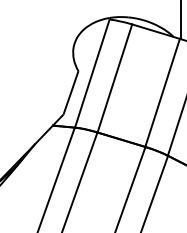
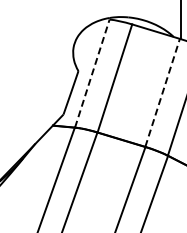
line: solid -> dashed (92, 73)
line: solid -> dashed (162, 92)
